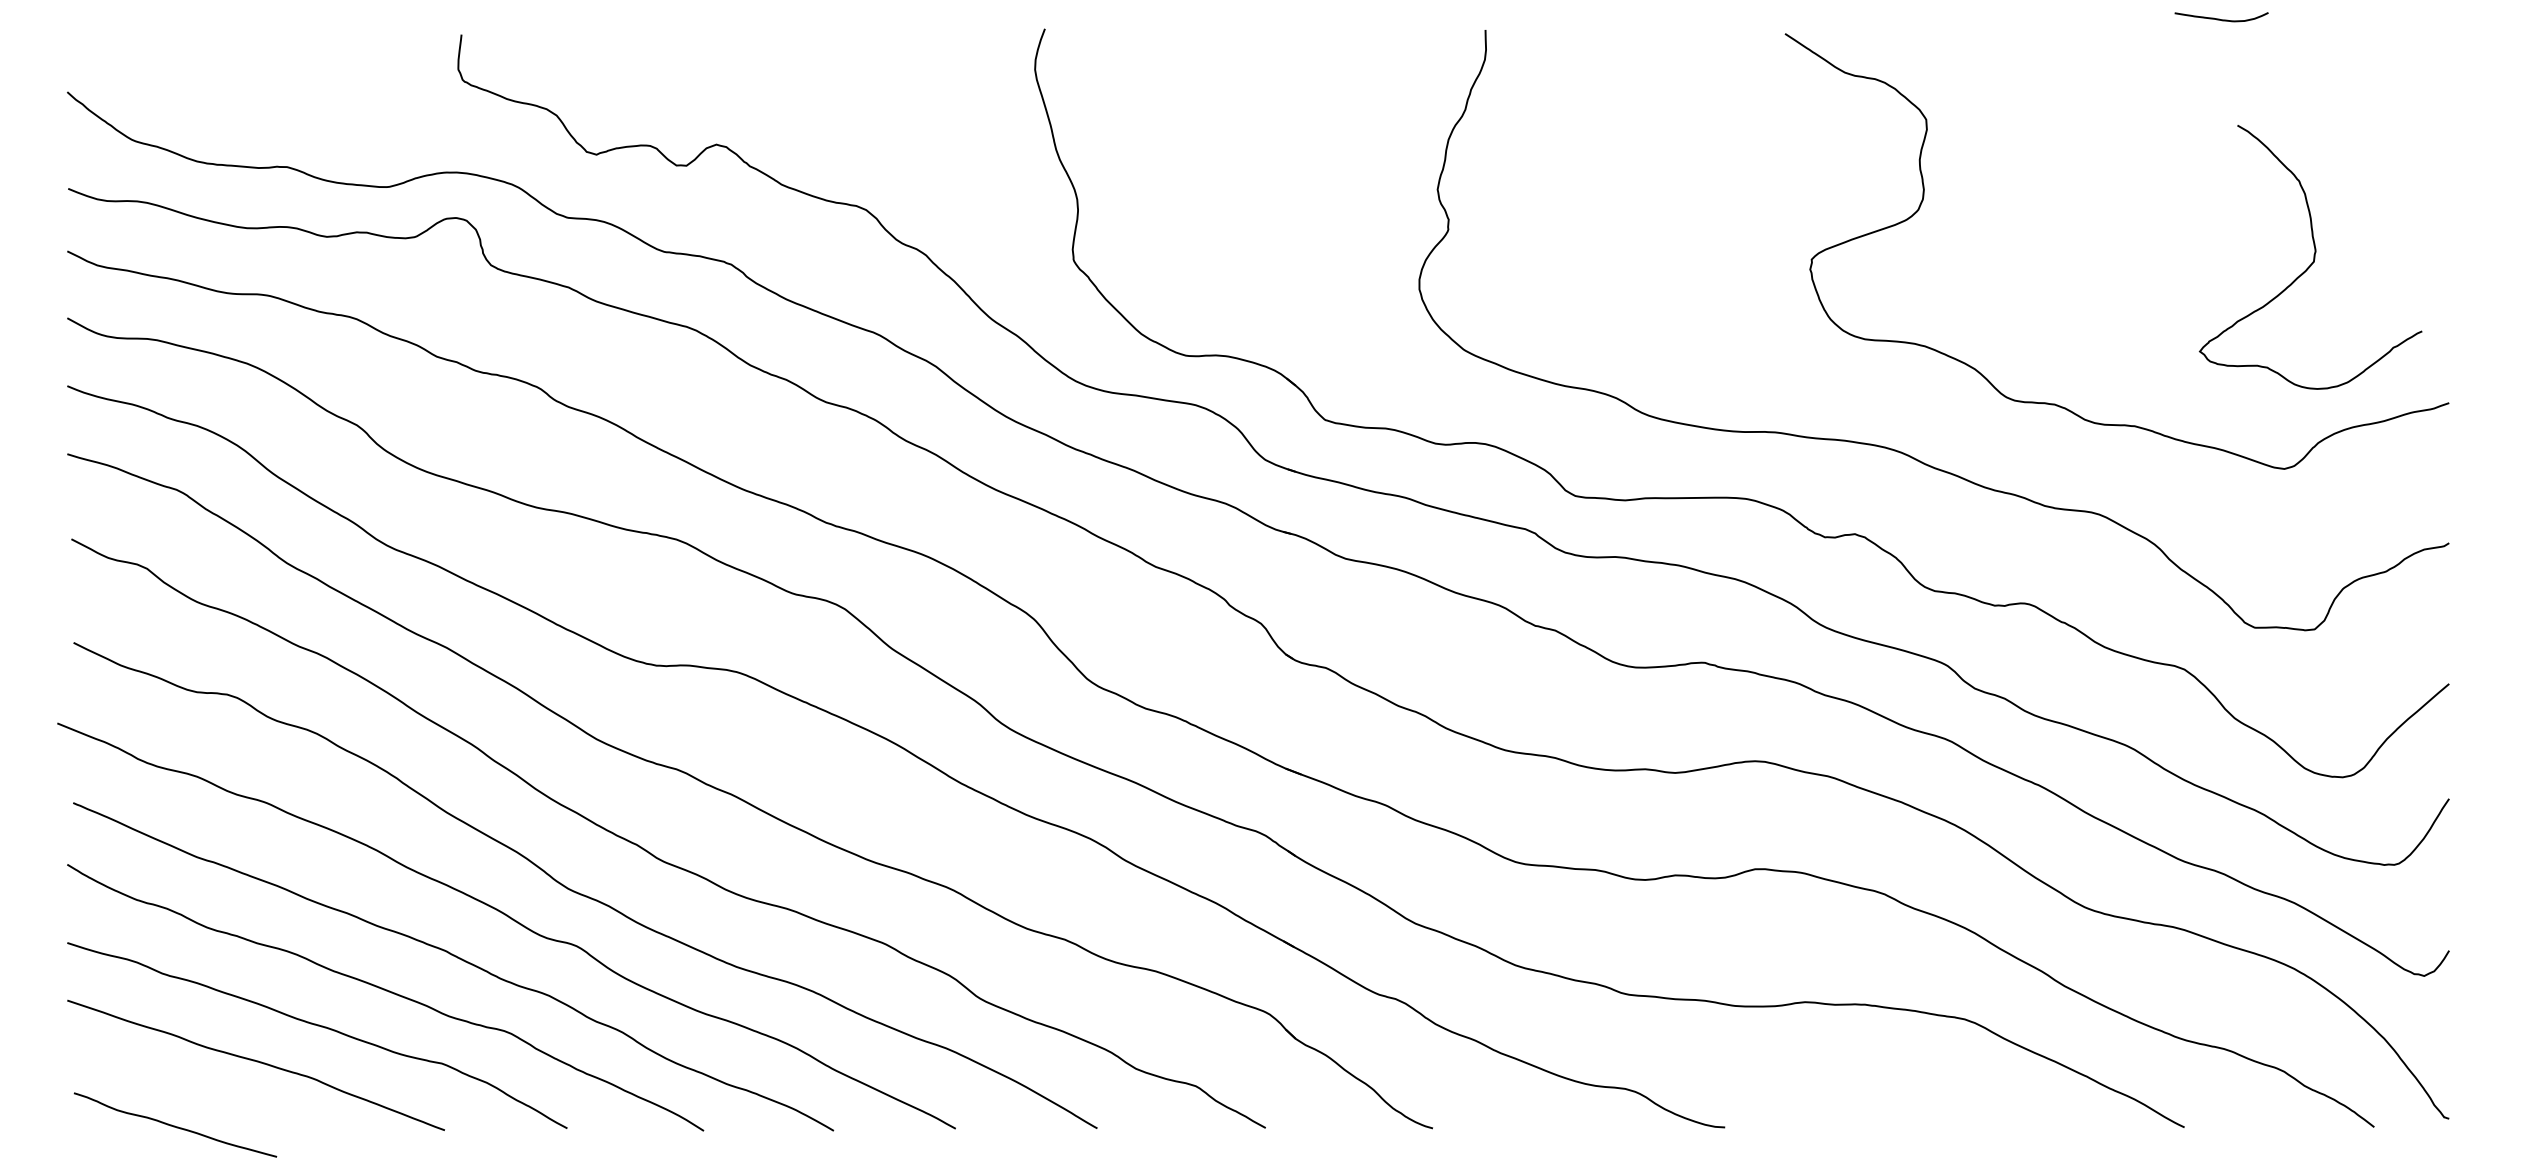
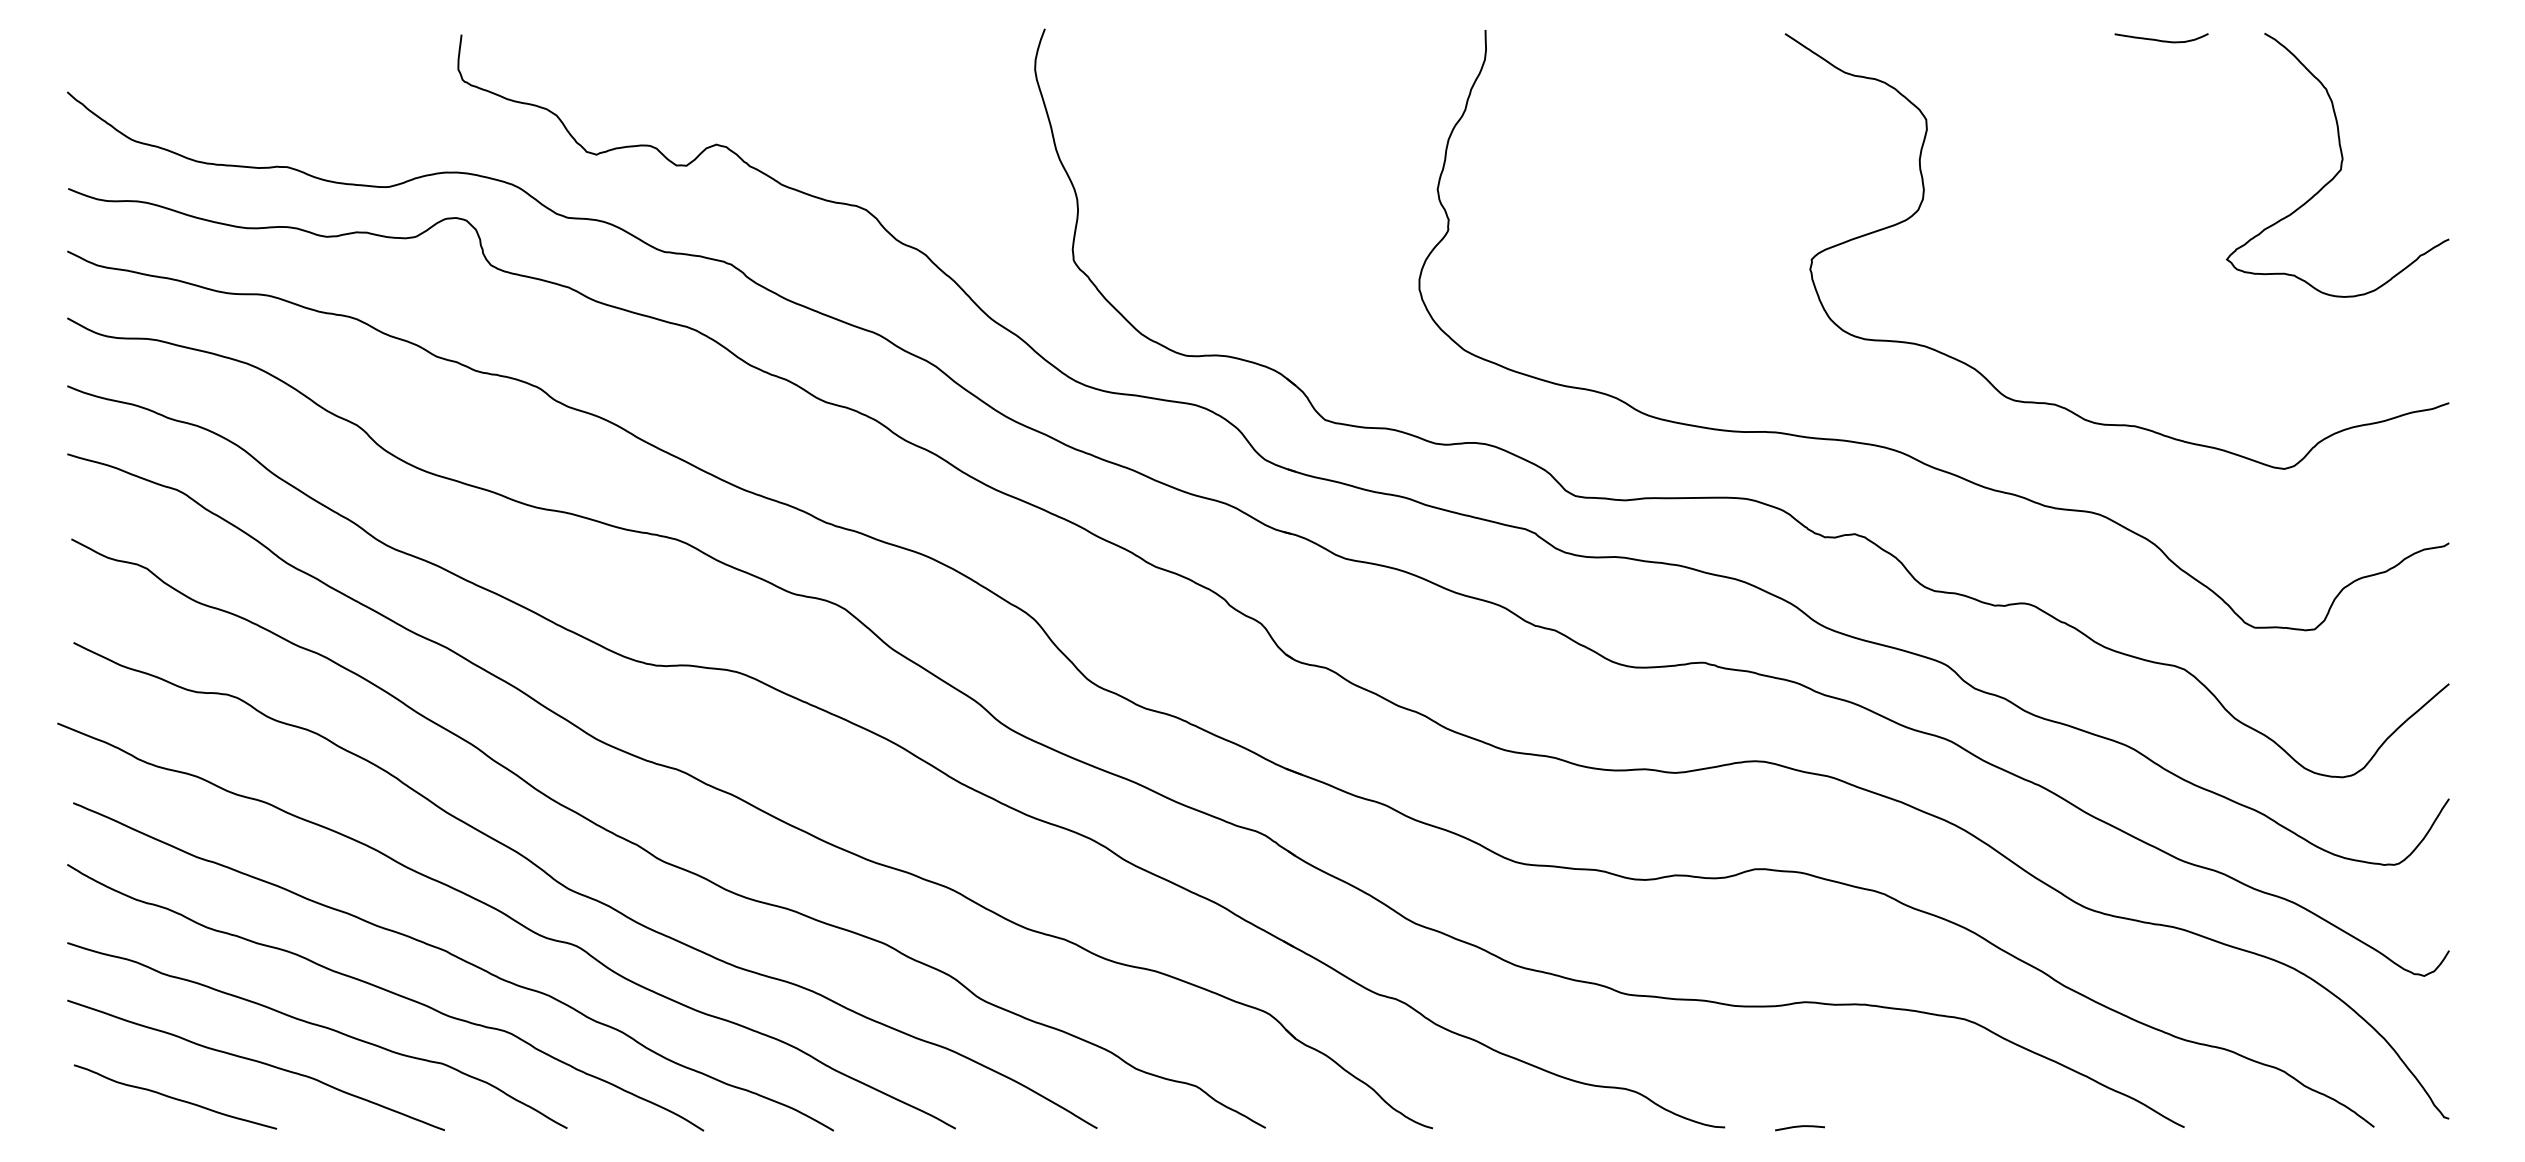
curve position: (2221, 19) -> (2161, 40) (2161, 40)
curve position: (2313, 257) -> (2340, 165) (2340, 165)
curve position: (175, 1125) -> (175, 1097) (175, 1097)
curve: none -> present (1799, 1127)
